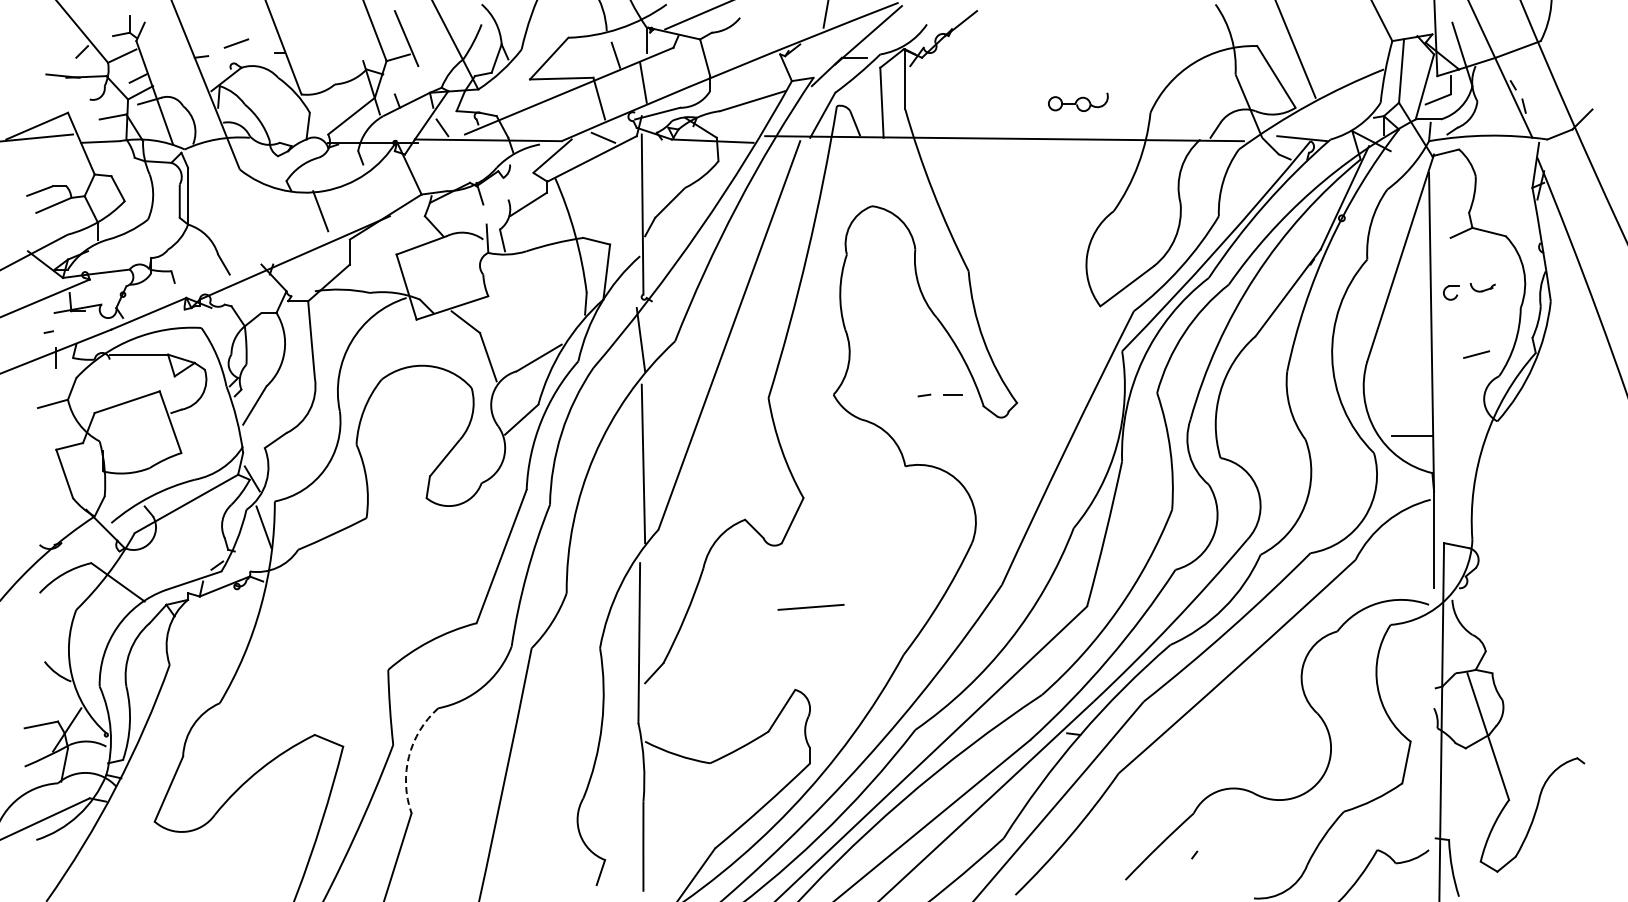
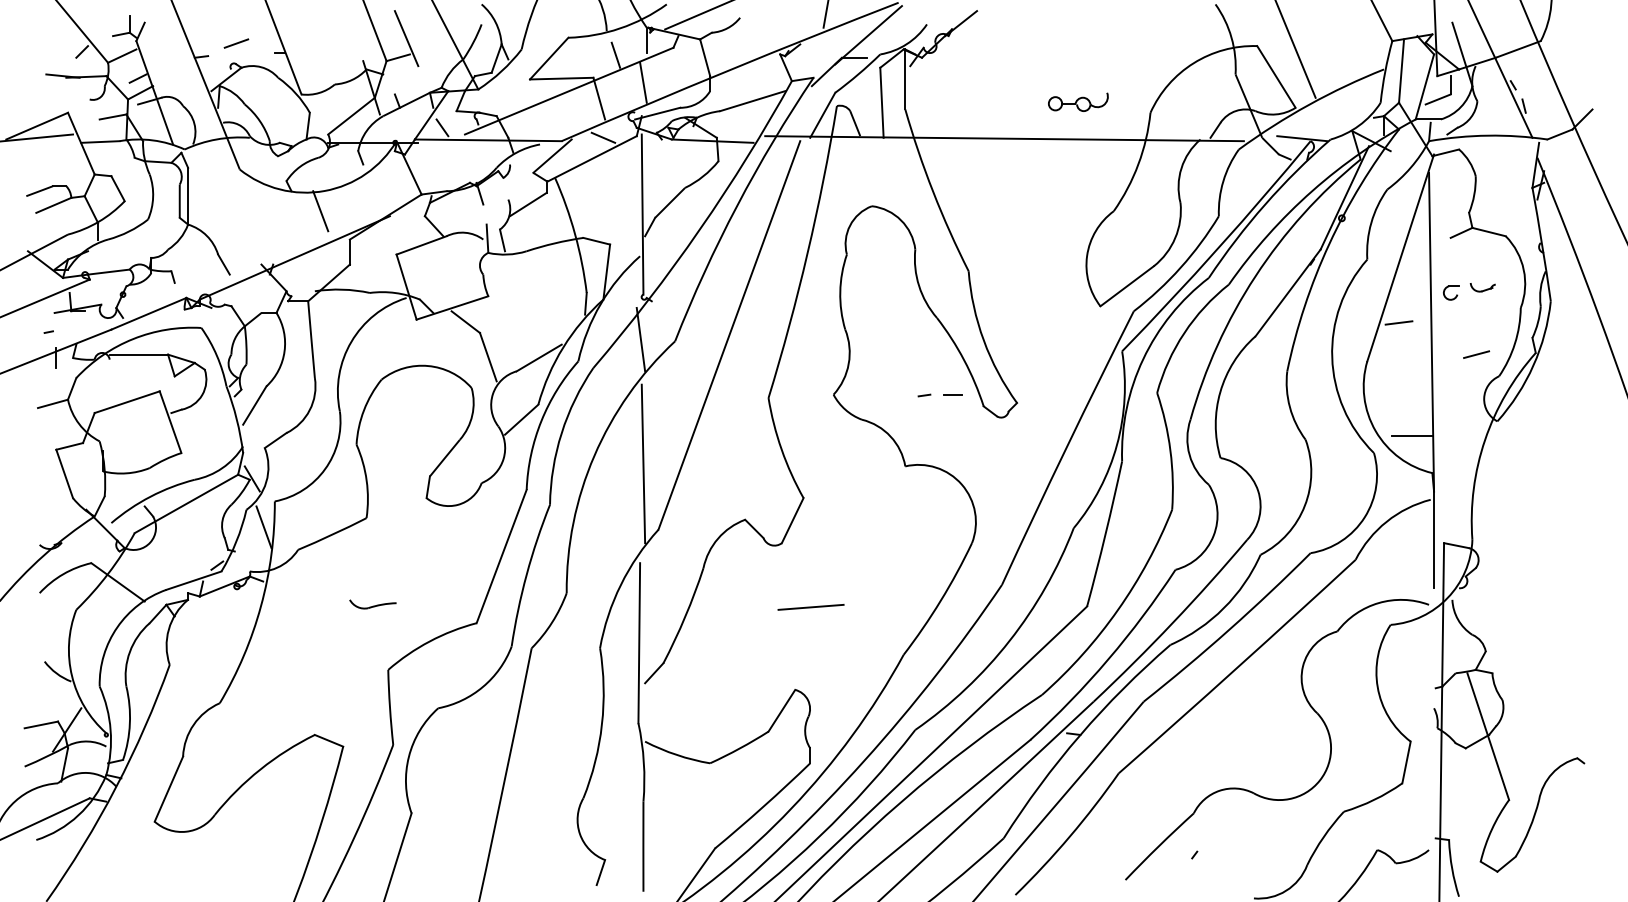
line: none -> present (1398, 322)
part: none -> present (372, 604)
arc: dashed -> solid (408, 756)
